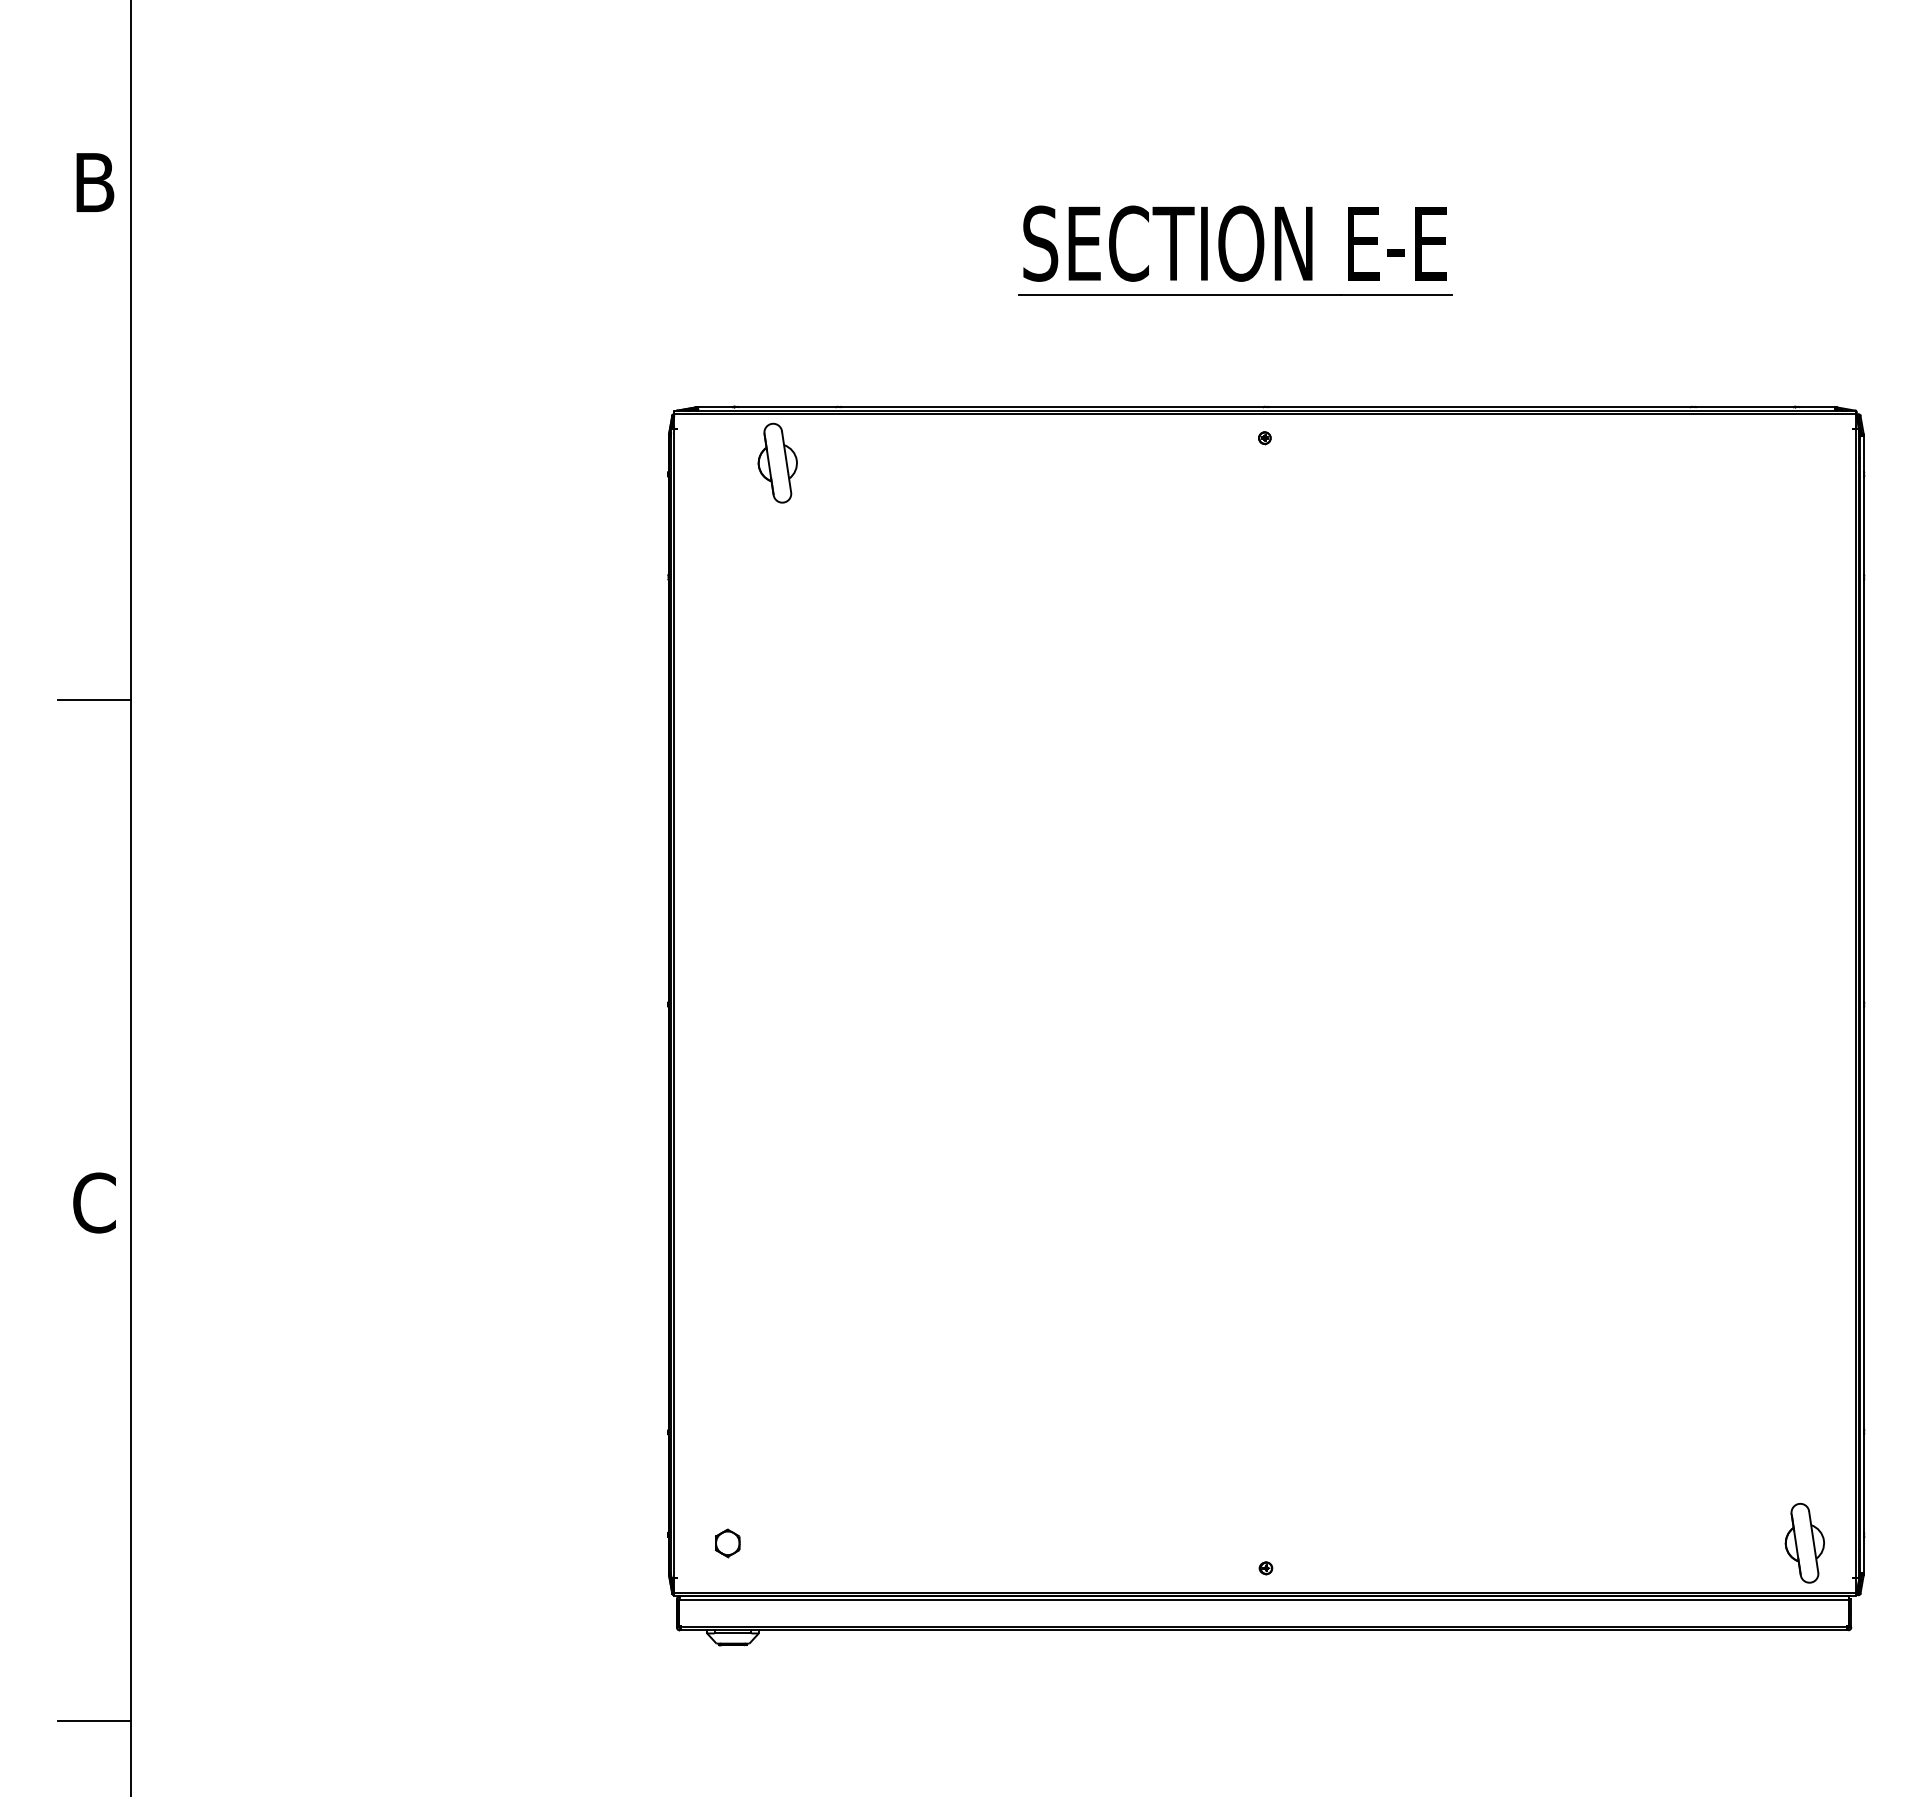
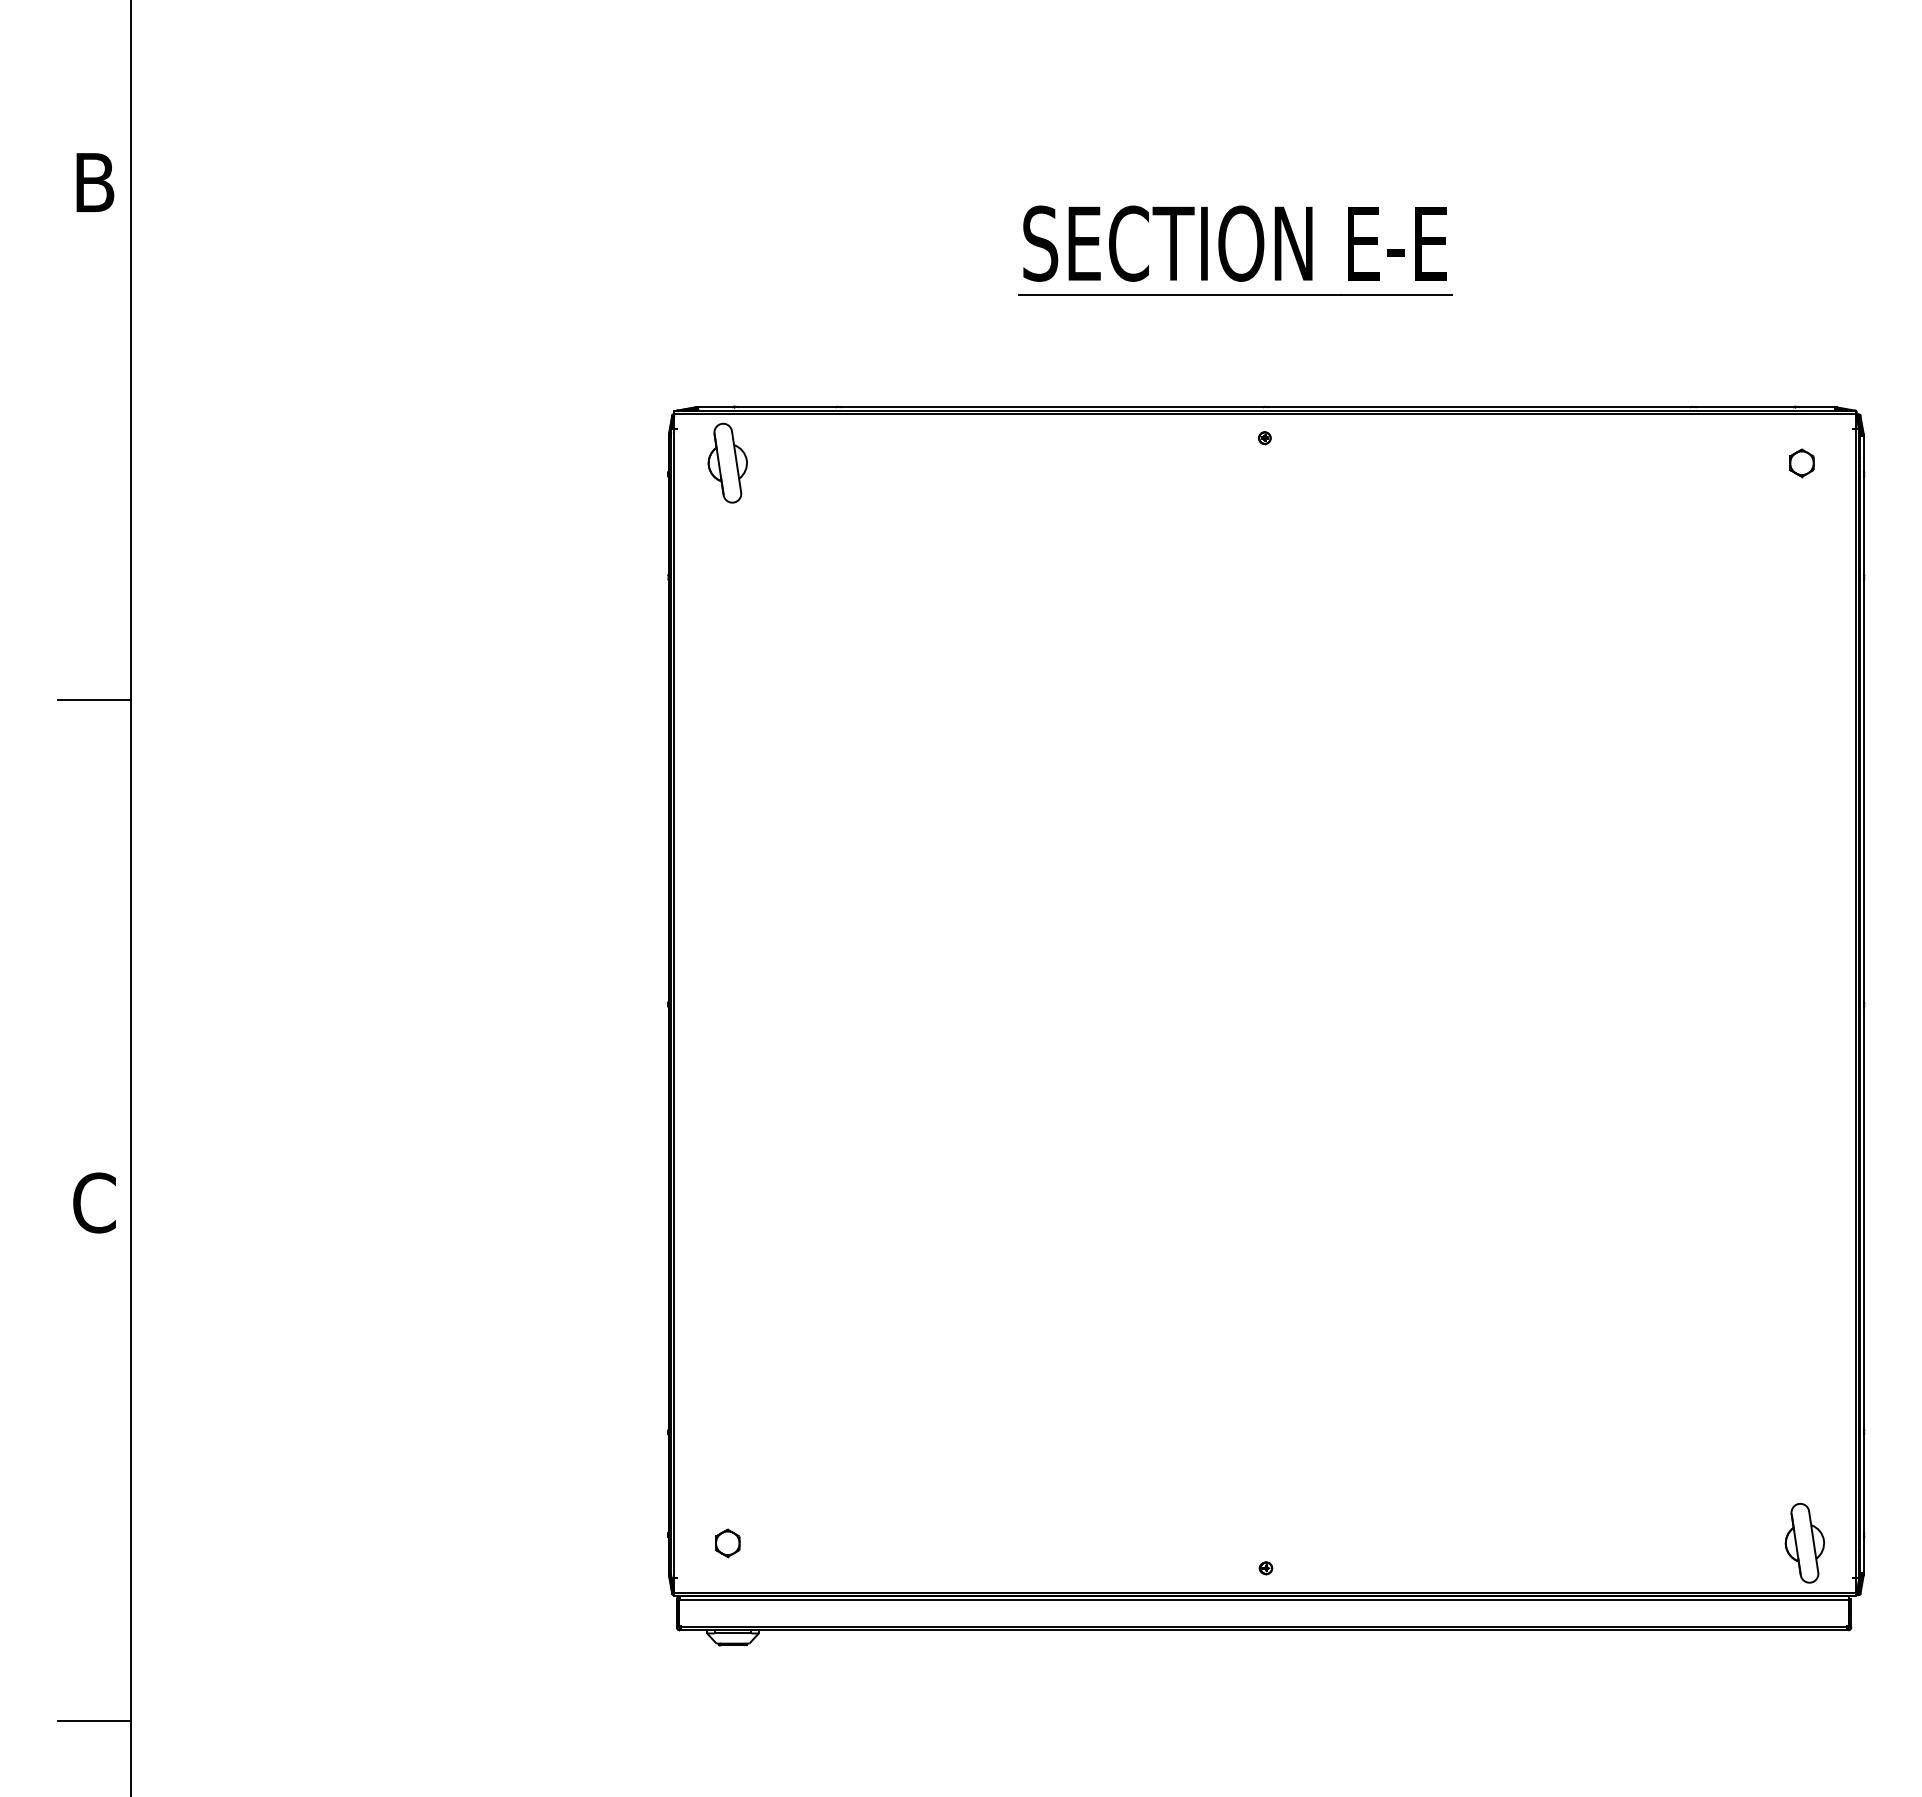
part position: (777, 462) -> (727, 462) (727, 462)
part: none -> present (1801, 463)
